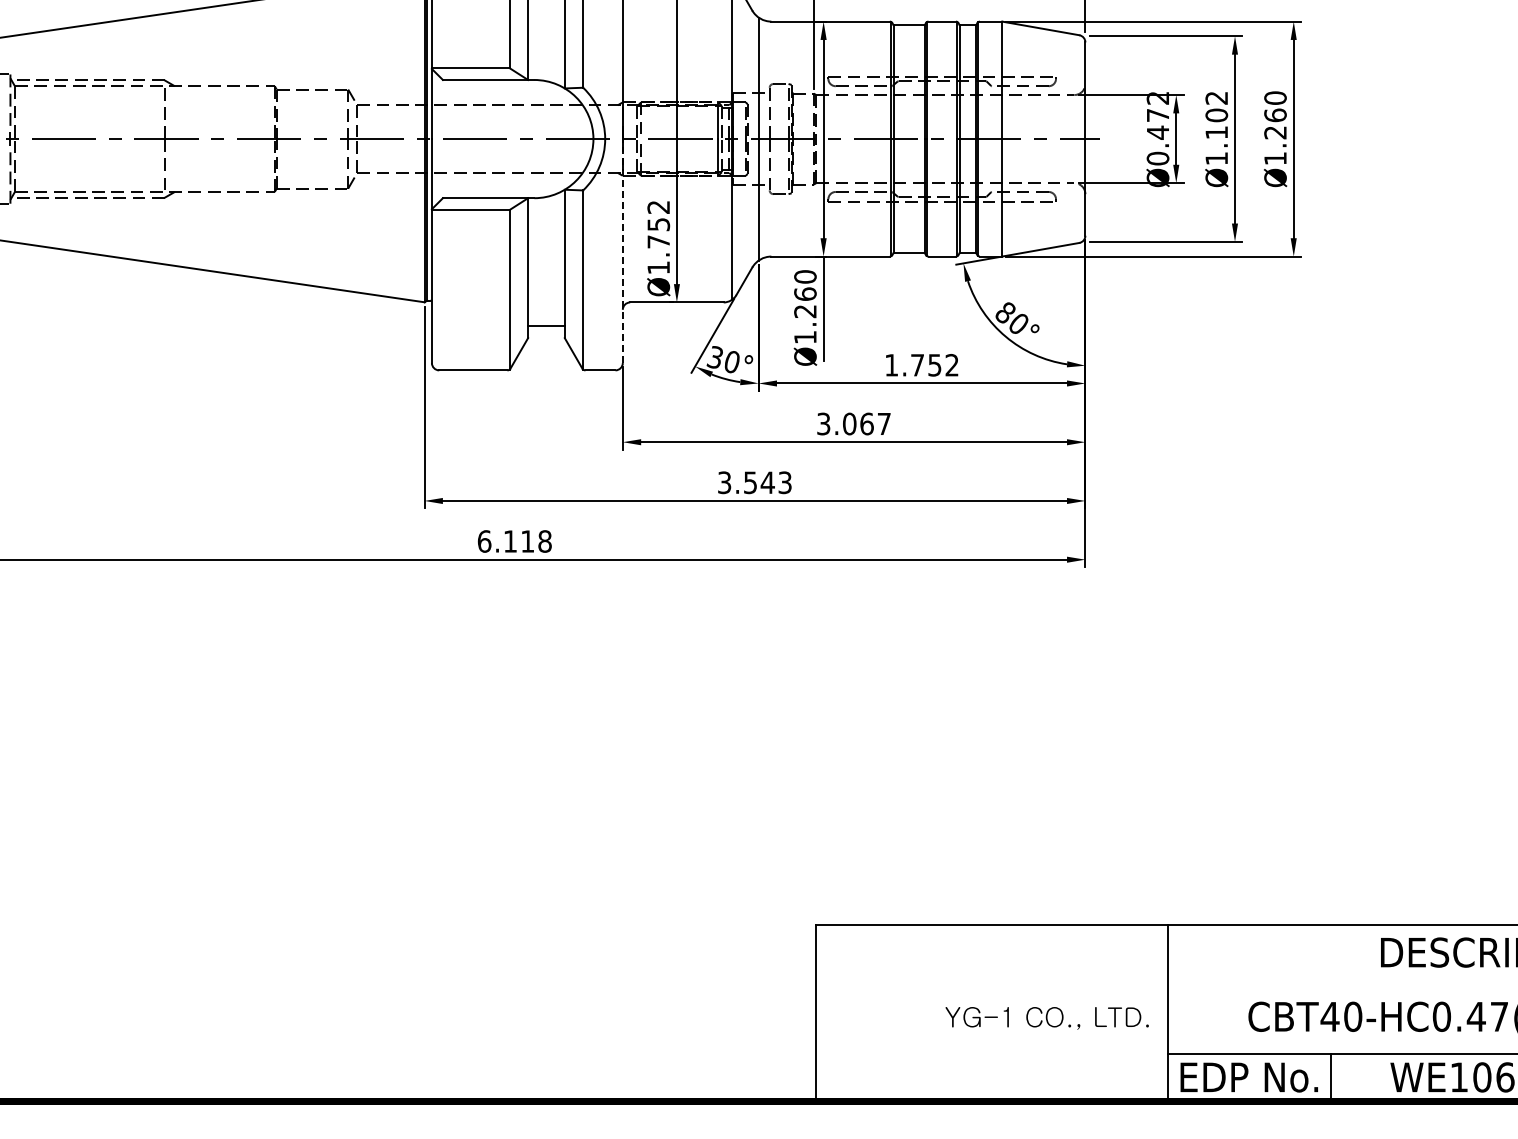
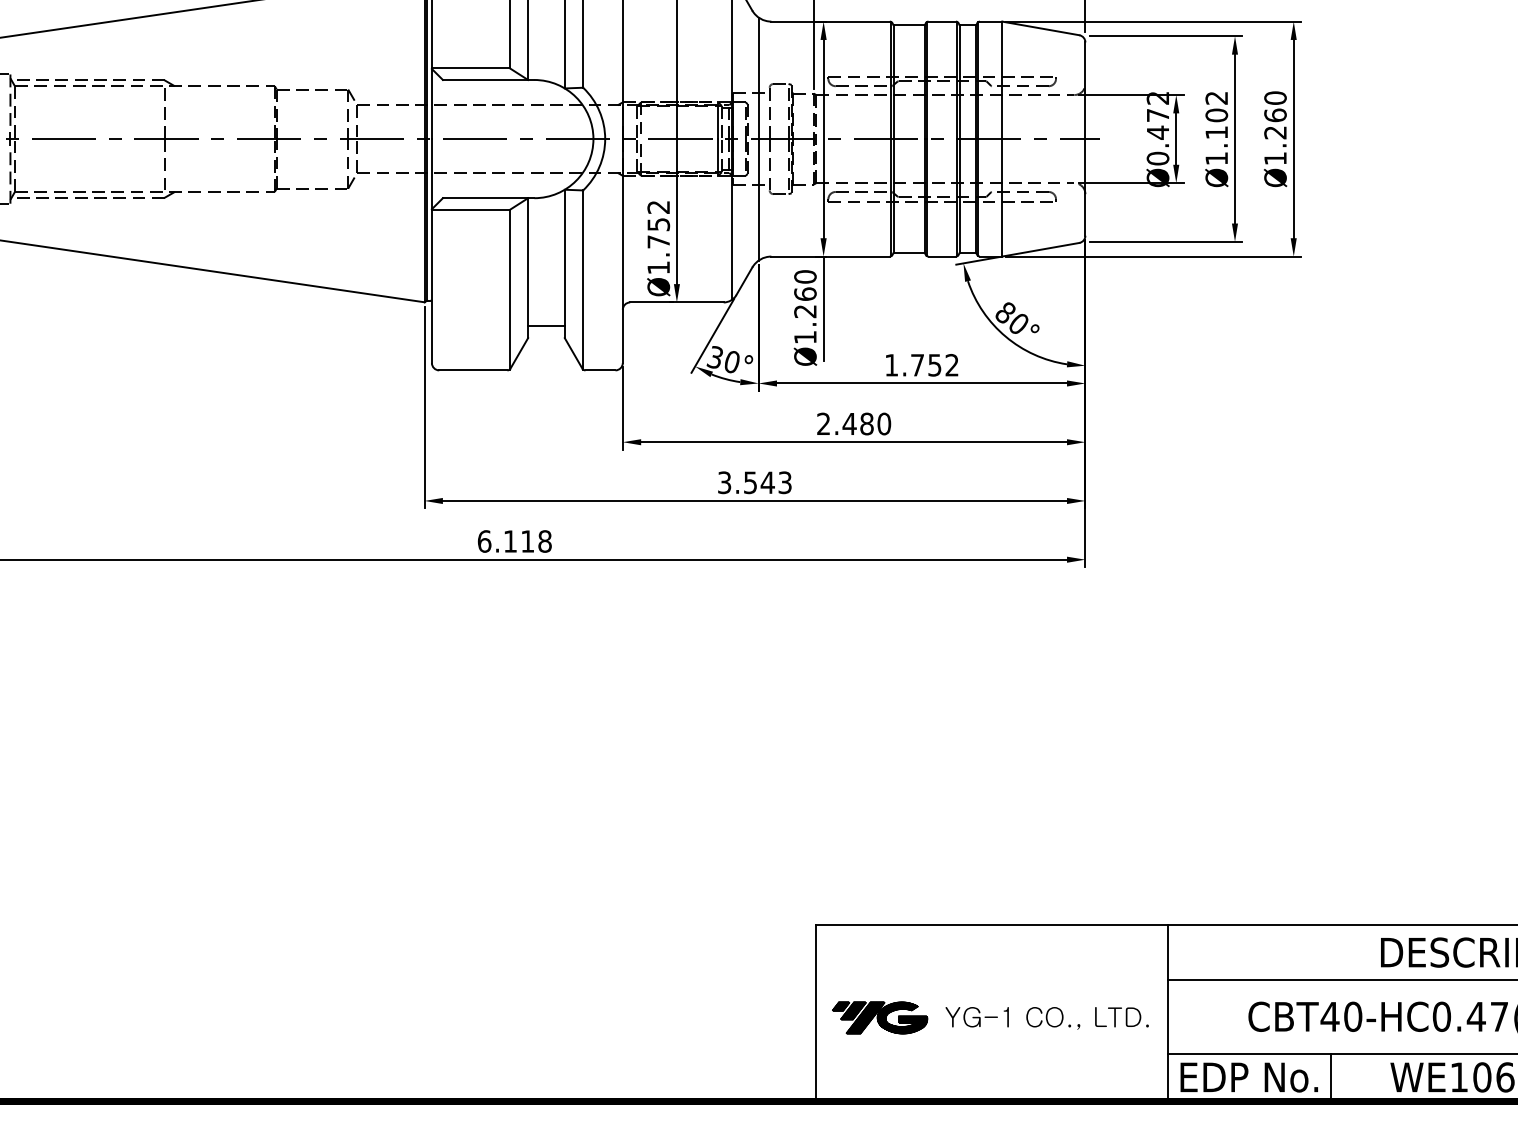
line: dashed -> solid (622, 251)
text: 3.067 -> 2.480 (854, 423)
line: none -> present (1340, 980)
part: none -> present (880, 1017)
